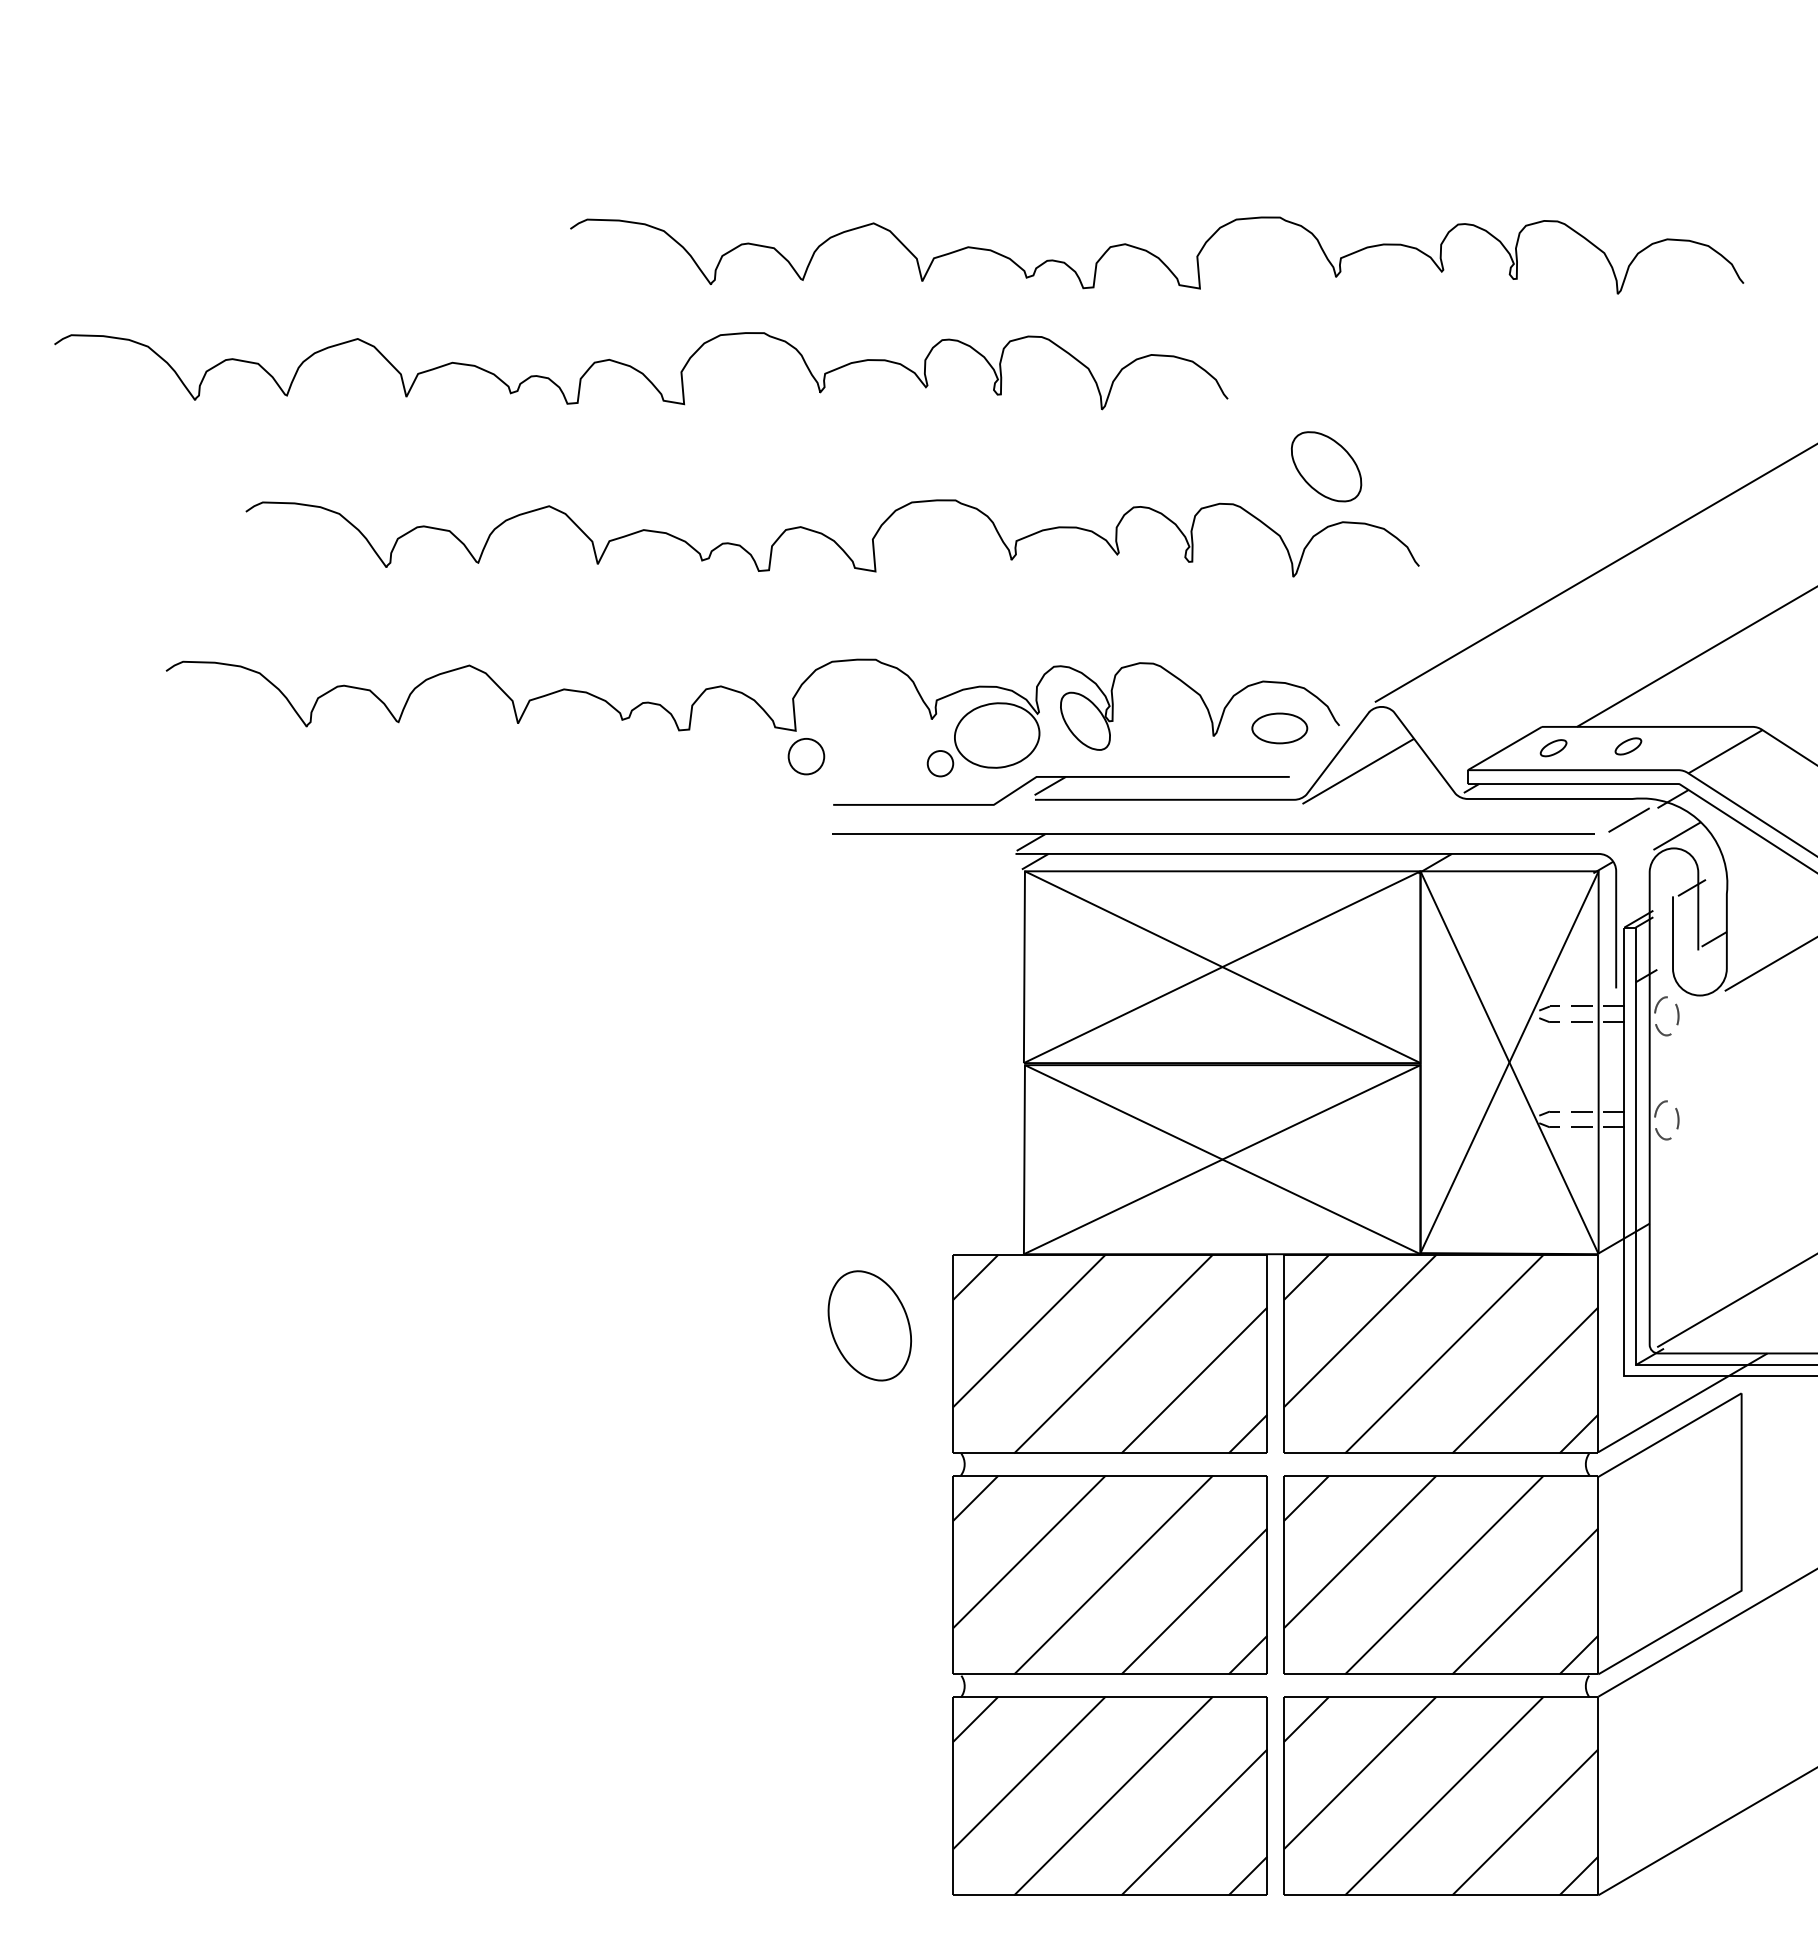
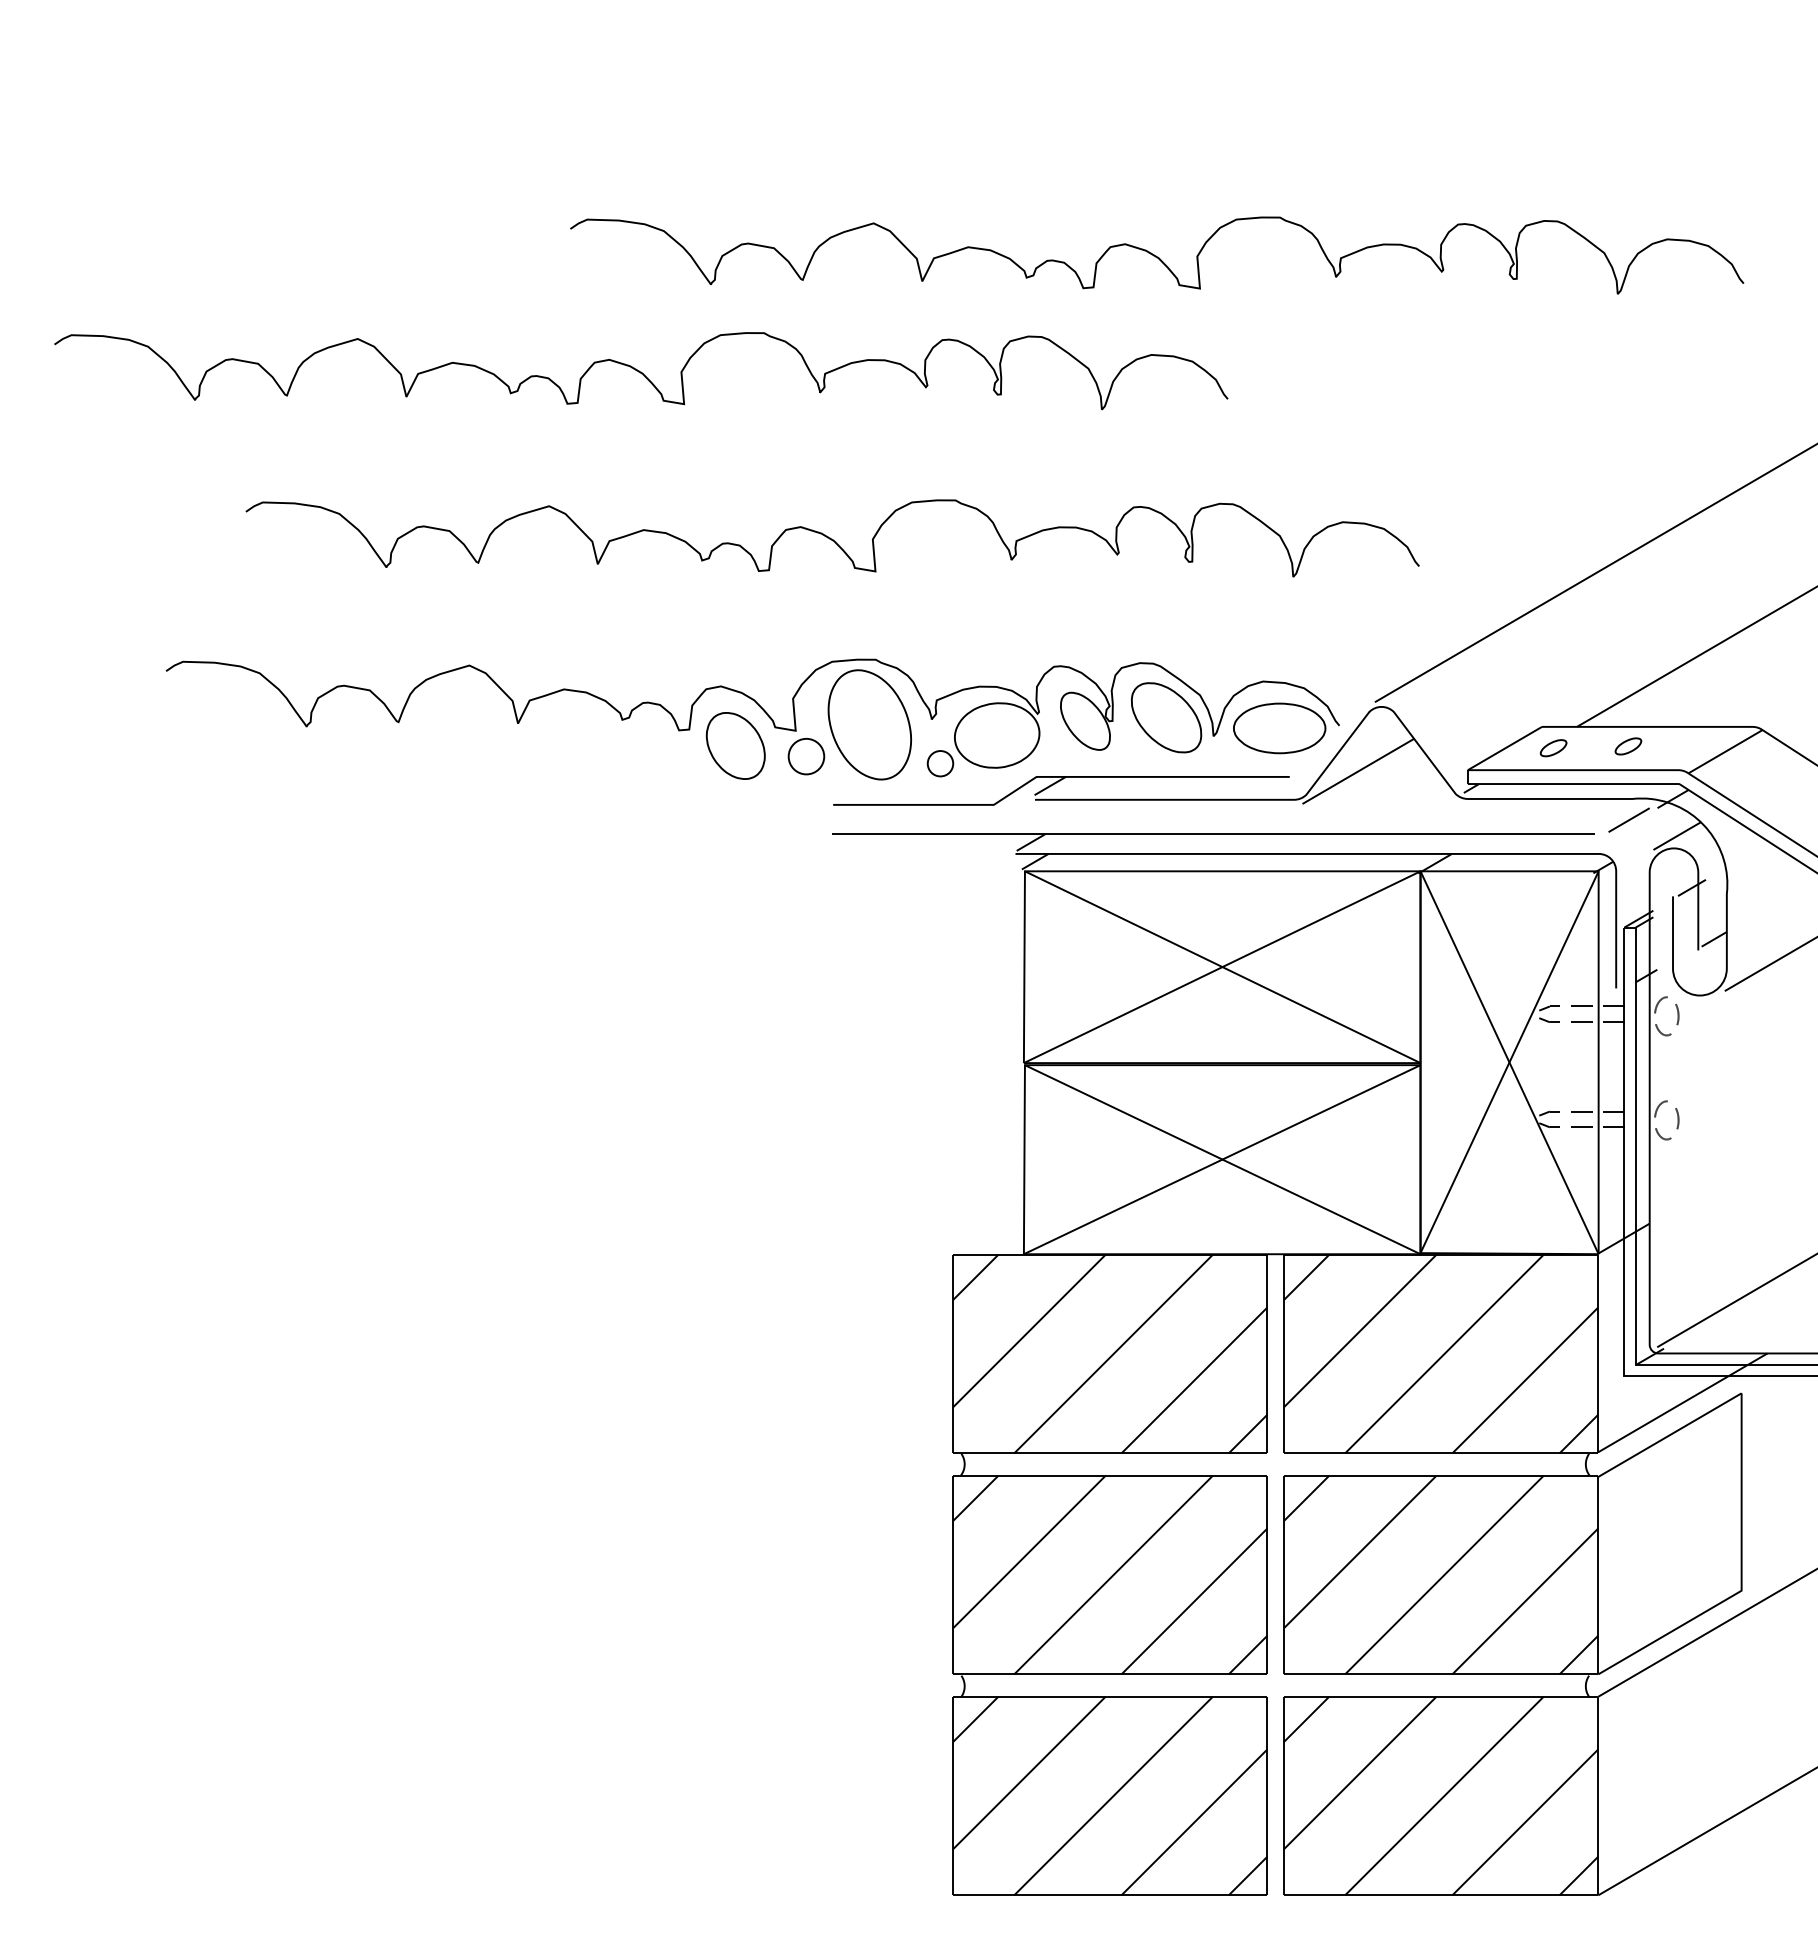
part position: (1326, 466) -> (1166, 717) (1166, 717)
part size: 58x33 px -> 94x53 px (1279, 728)
part: none -> present (735, 745)
part position: (869, 1325) -> (869, 724) (869, 724)
